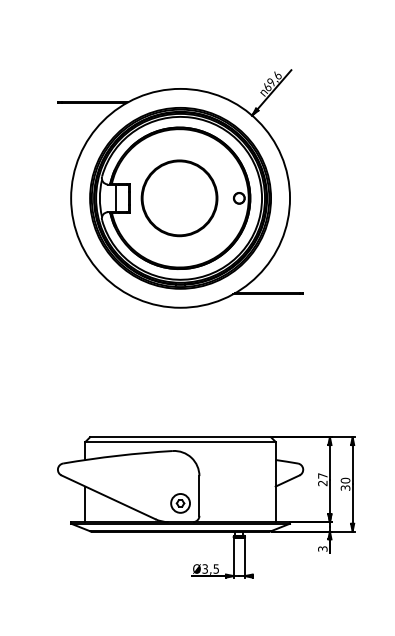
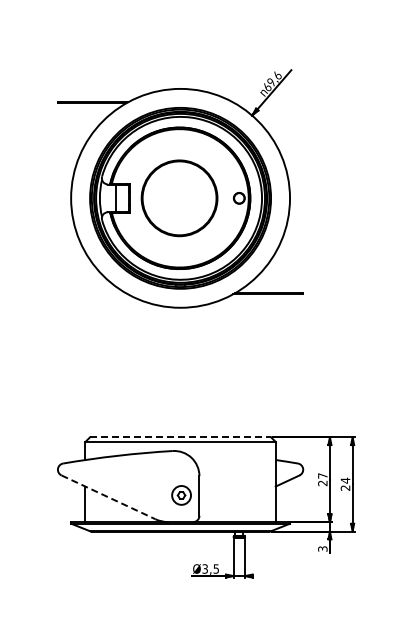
line: solid -> dashed (181, 437)
text: 30 -> 24 (345, 483)
line: solid -> dashed (108, 497)
part position: (180, 503) -> (181, 495) (181, 495)
